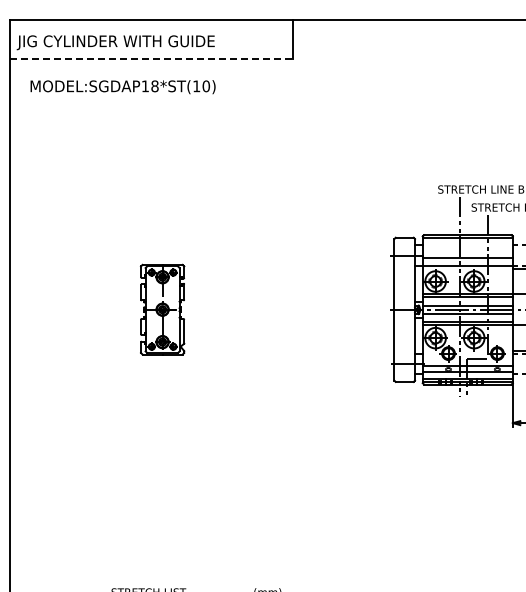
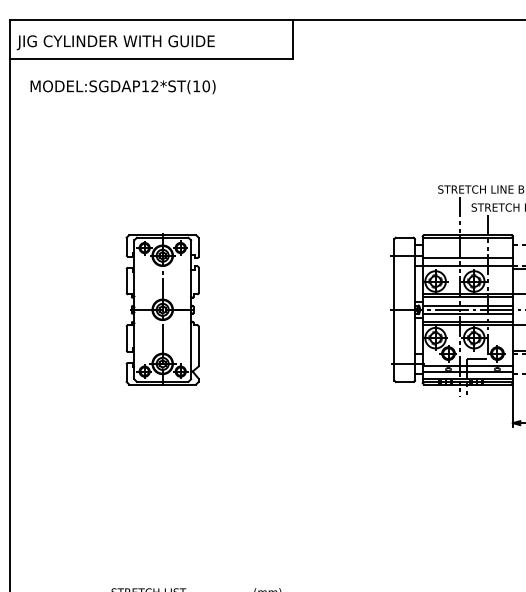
line: dashed -> solid (151, 58)
text: MODEL:SGDAP18*ST(10) -> MODEL:SGDAP12*ST(10) (154, 86)
part size: 47x93 px -> 75x153 px (162, 309)
